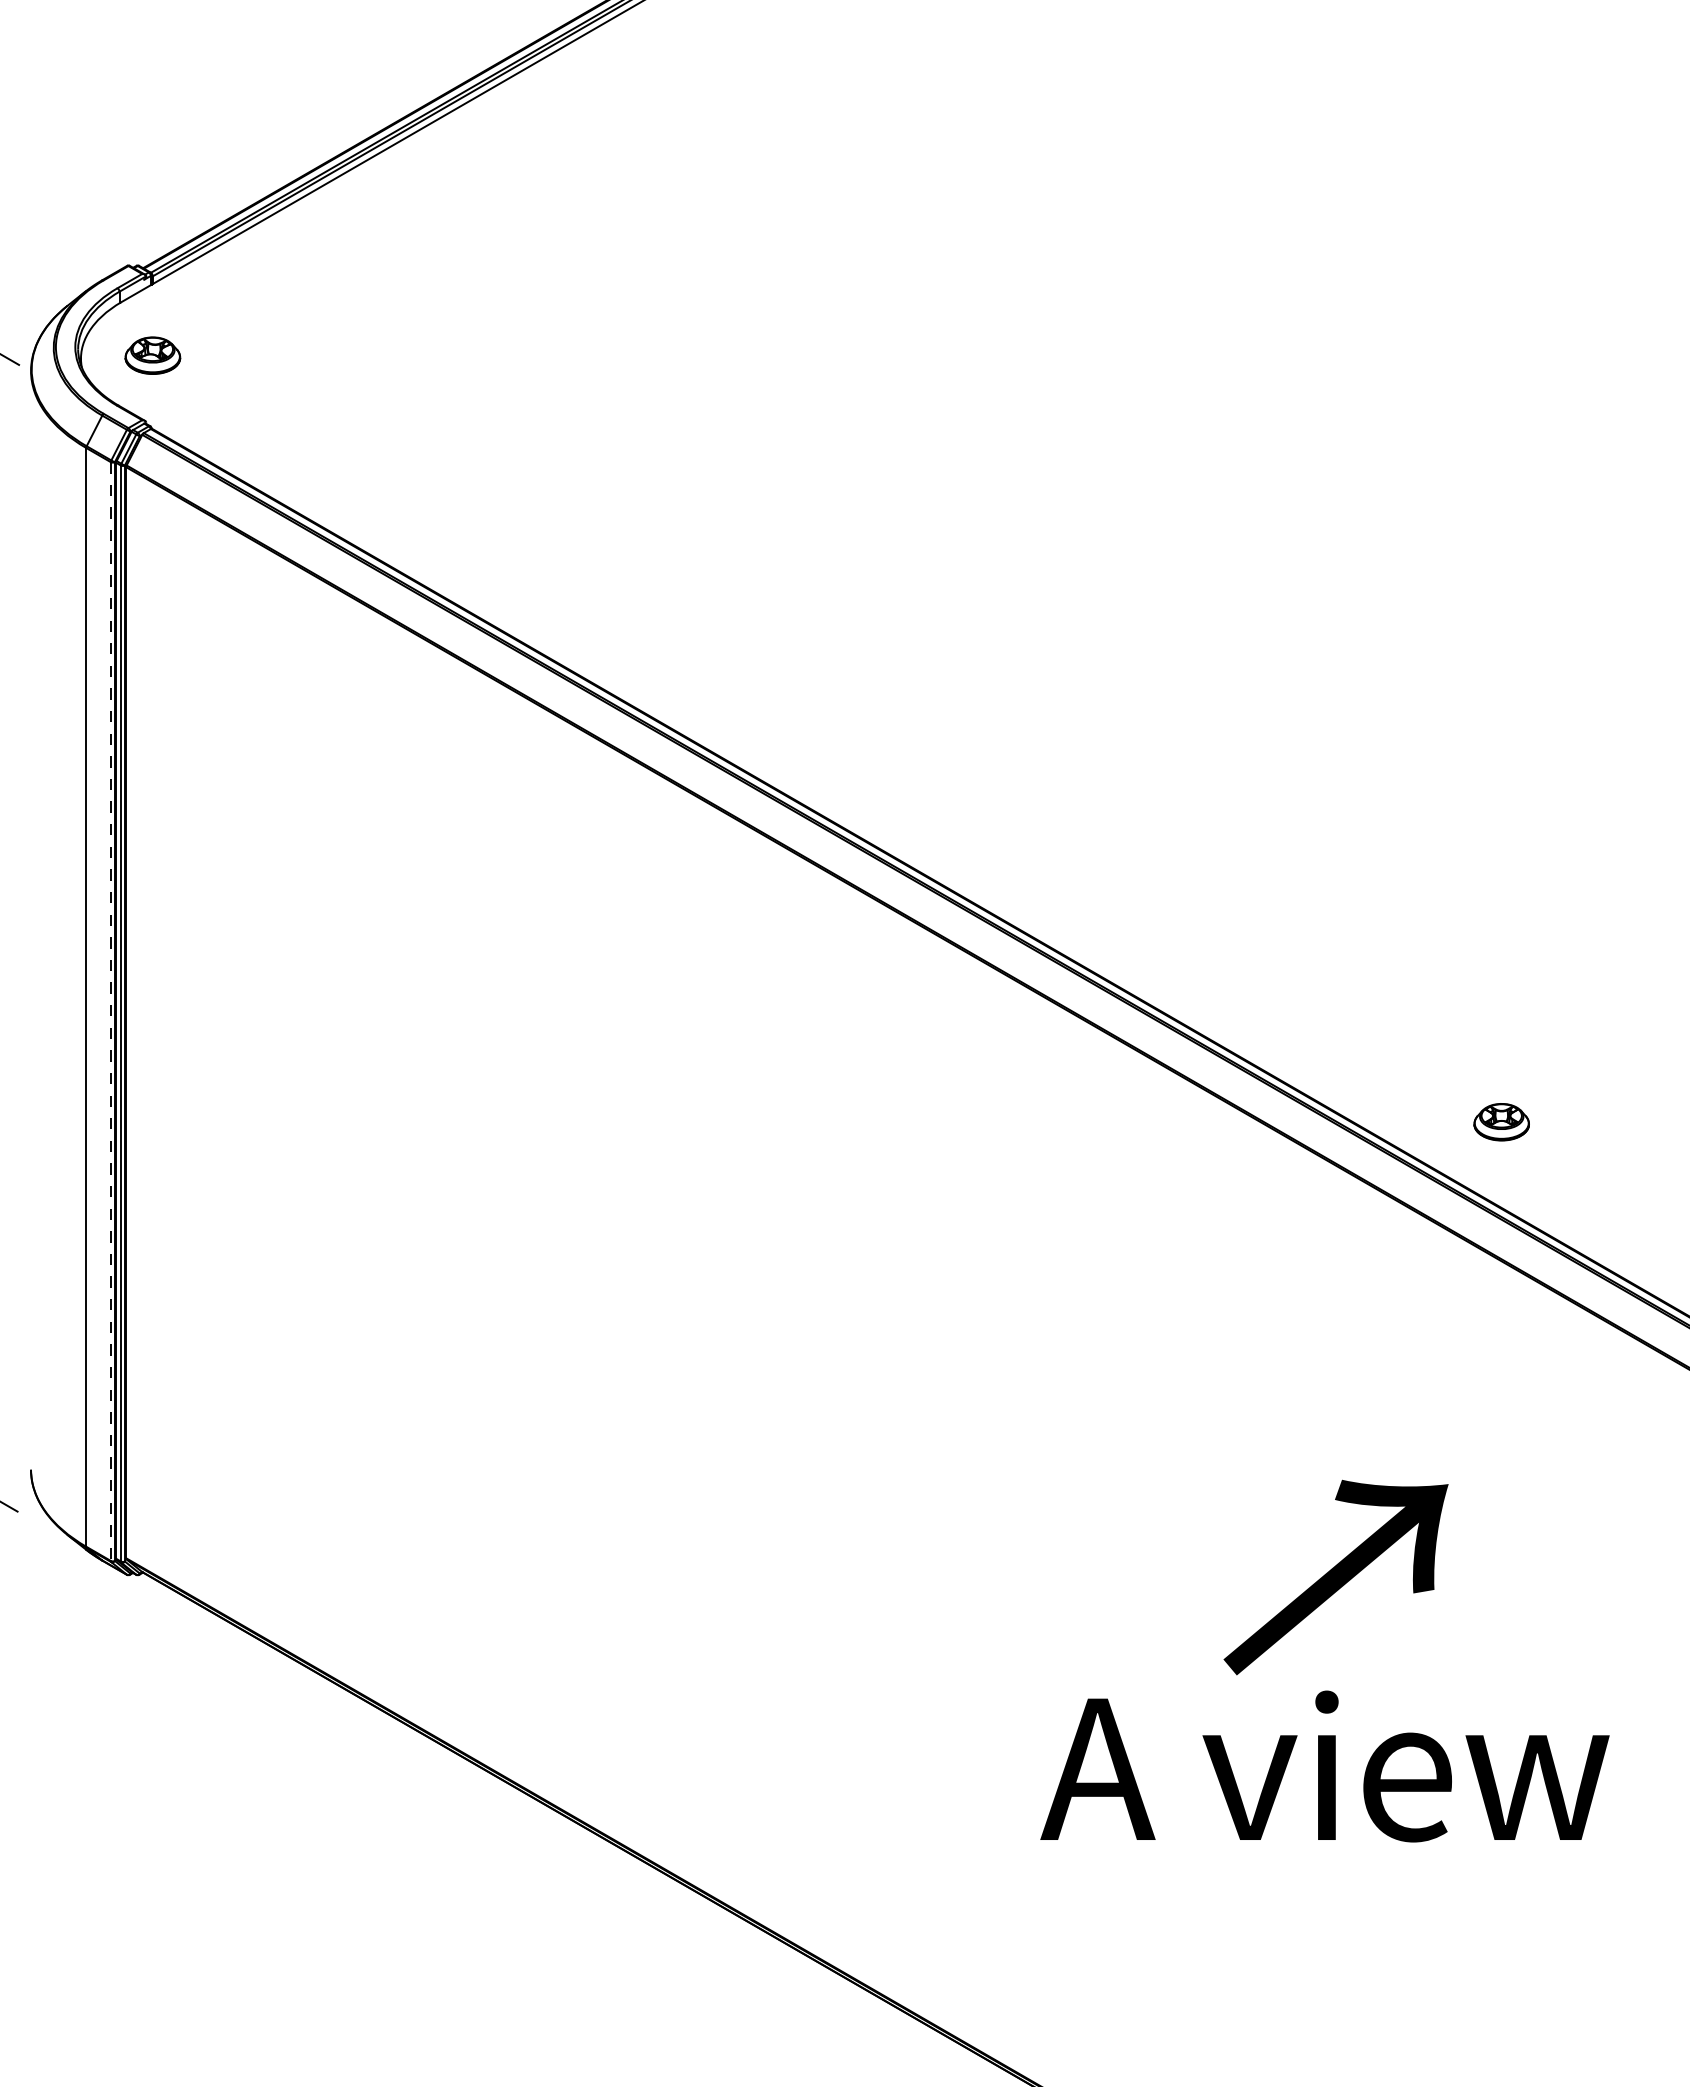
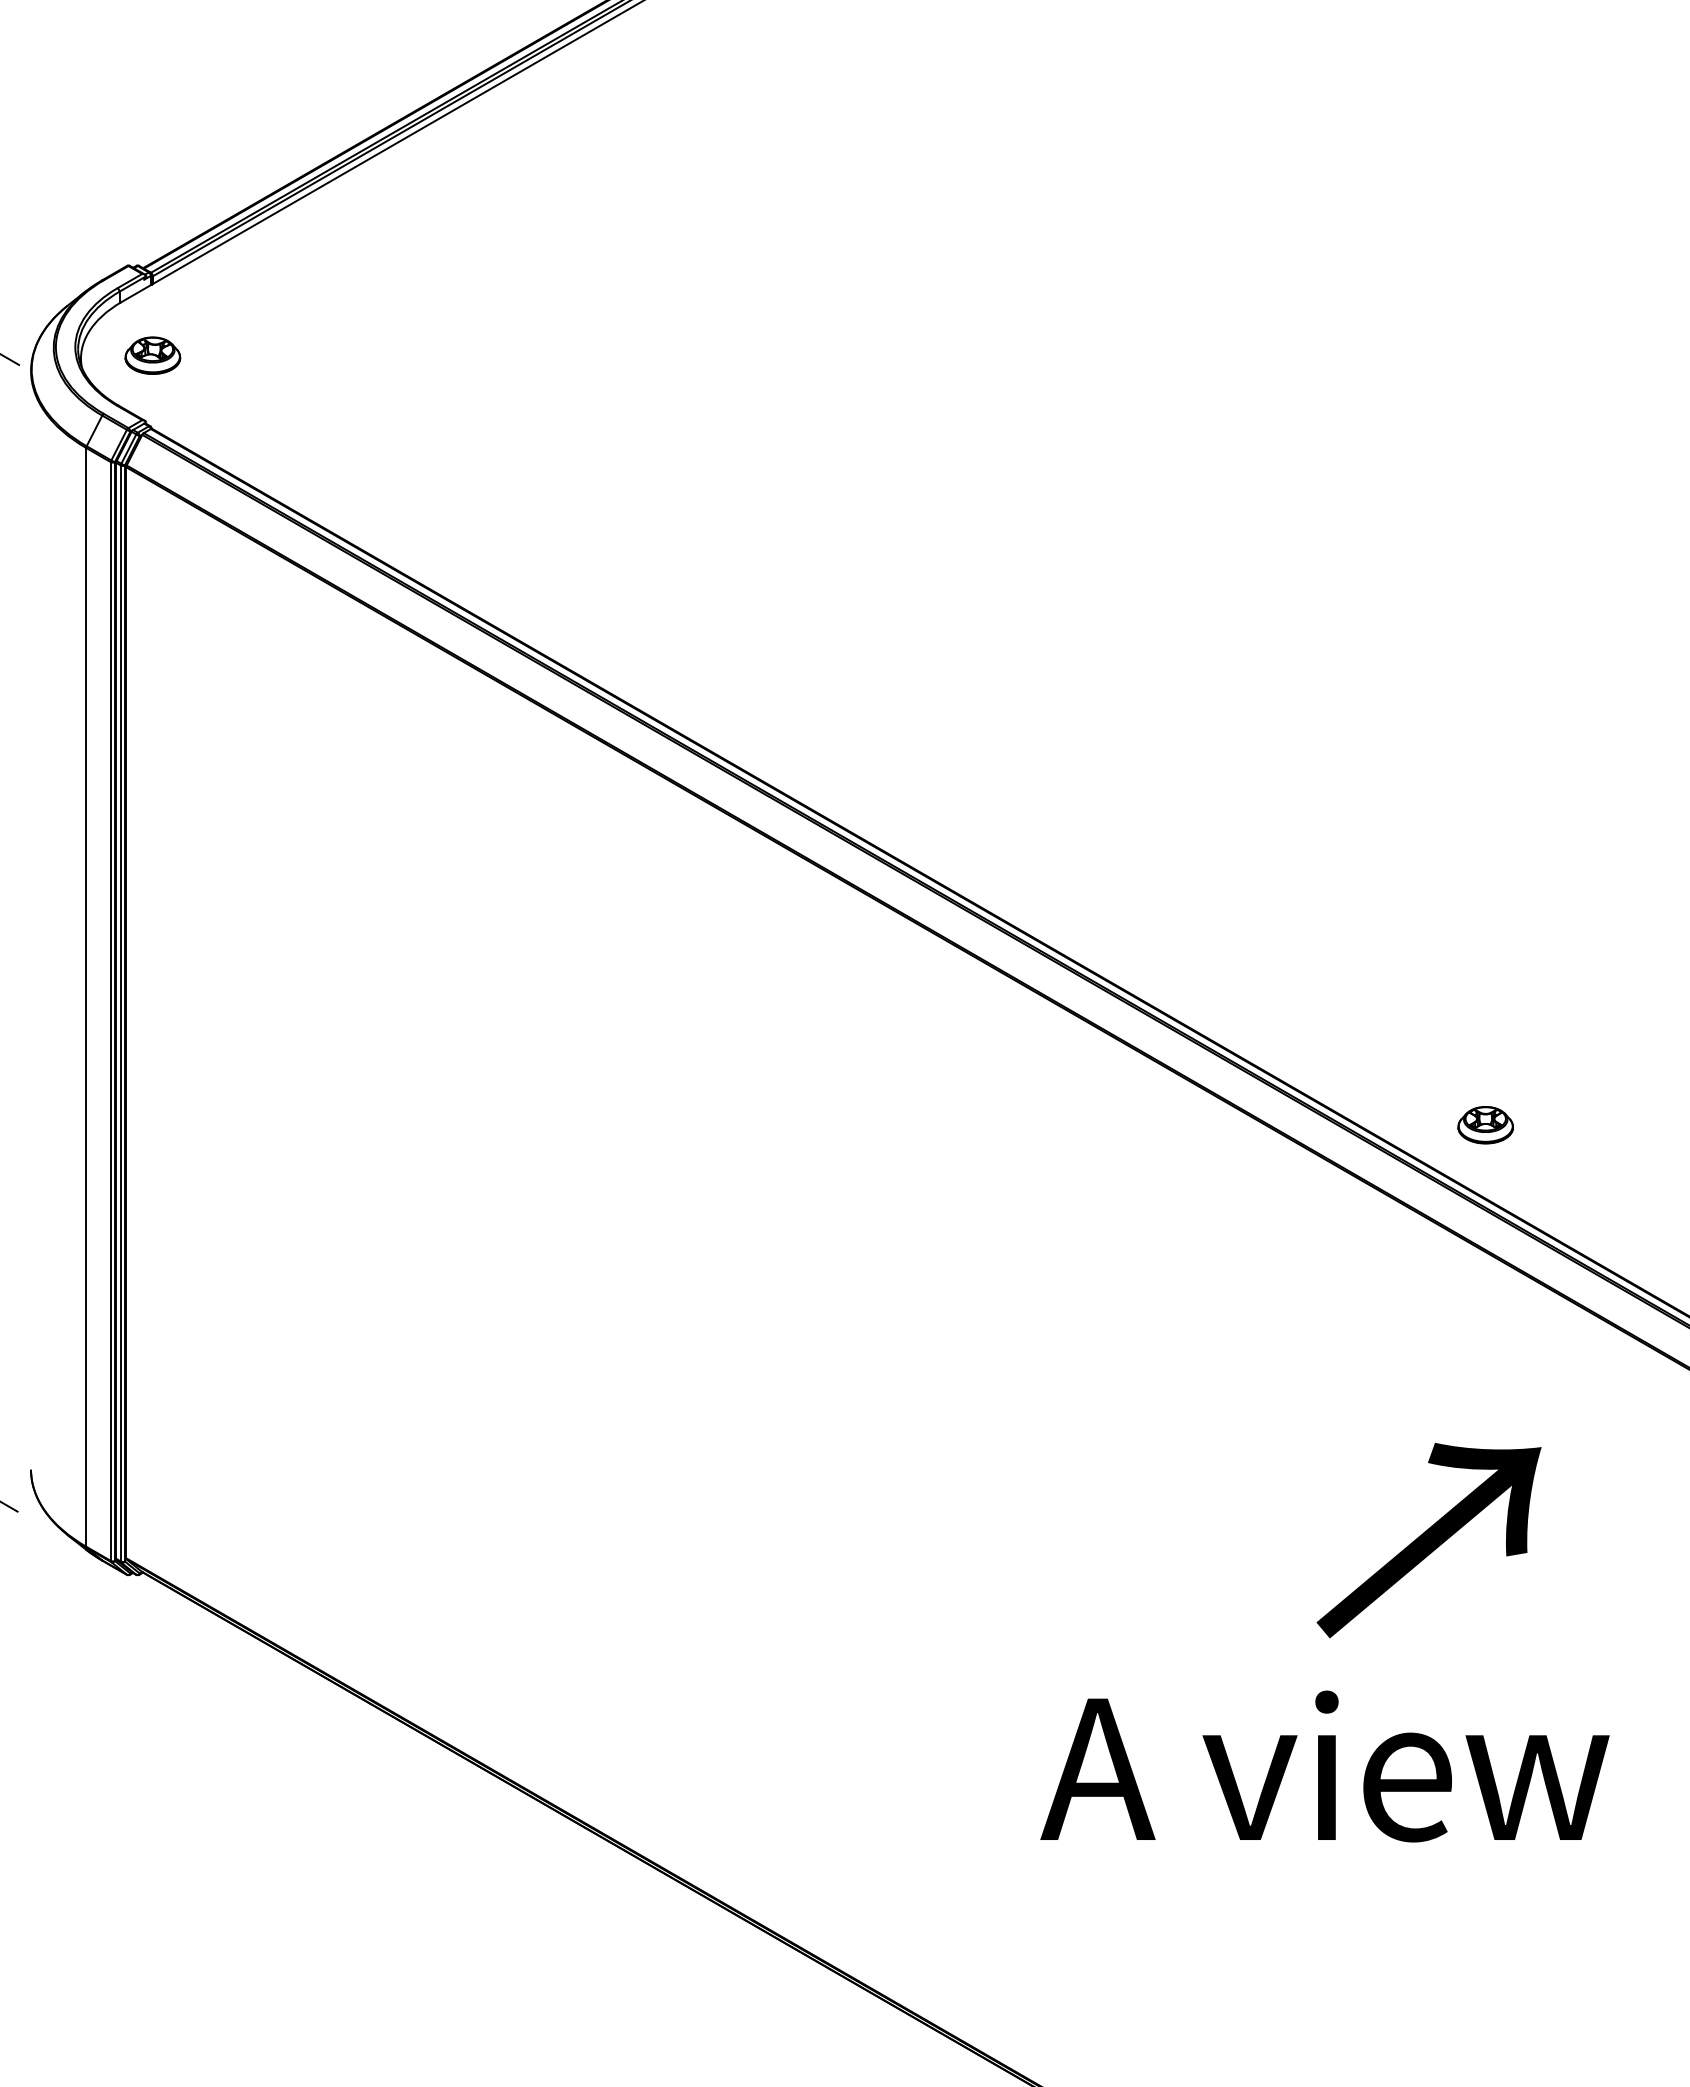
line: dashed -> solid (110, 1012)
part position: (1501, 1122) -> (1485, 1125) (1485, 1125)
text position: (1335, 1577) -> (1428, 1540) (1428, 1540)
